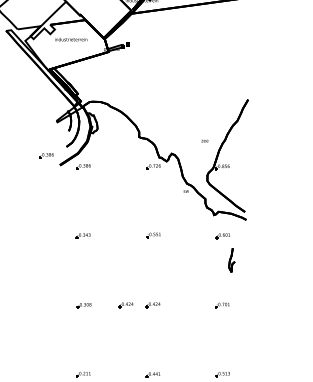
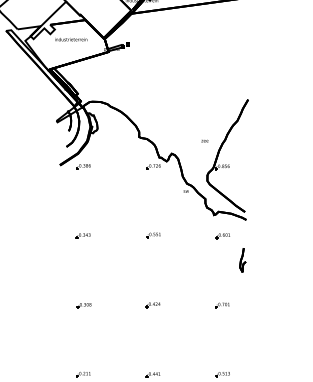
part: present -> none (46, 155)
part position: (231, 260) -> (242, 260) (242, 260)
part: present -> none (125, 305)
